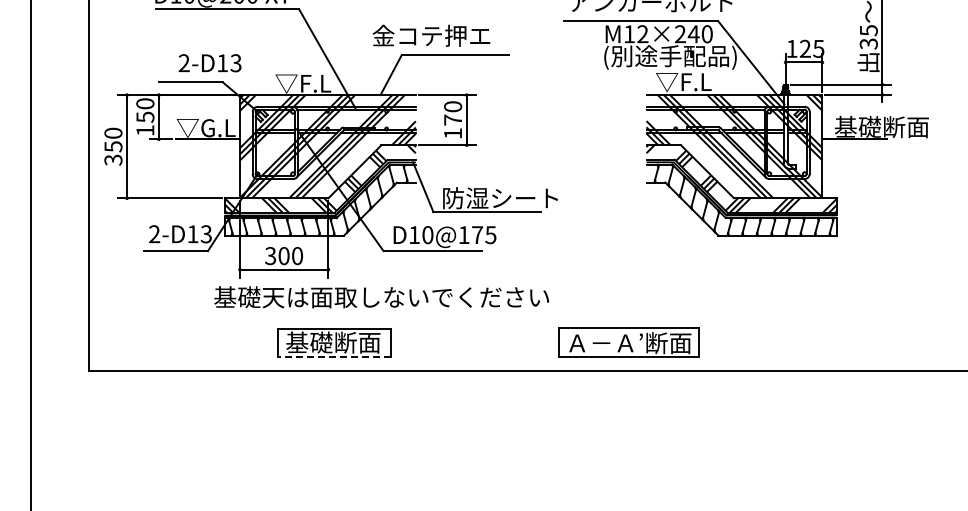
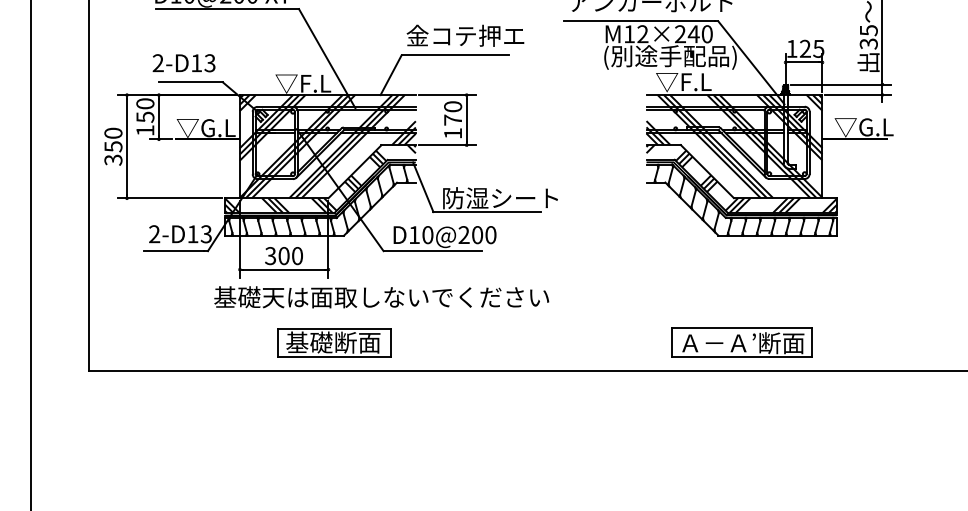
text position: (431, 35) -> (465, 35) (465, 35)
text position: (209, 63) -> (183, 63) (183, 63)
text: 基礎断面 -> ▽G.L (881, 127)
text: D10@175 -> D10@200 (477, 235)
part position: (628, 342) -> (741, 342) (741, 342)
line: dashed -> solid (334, 357)
